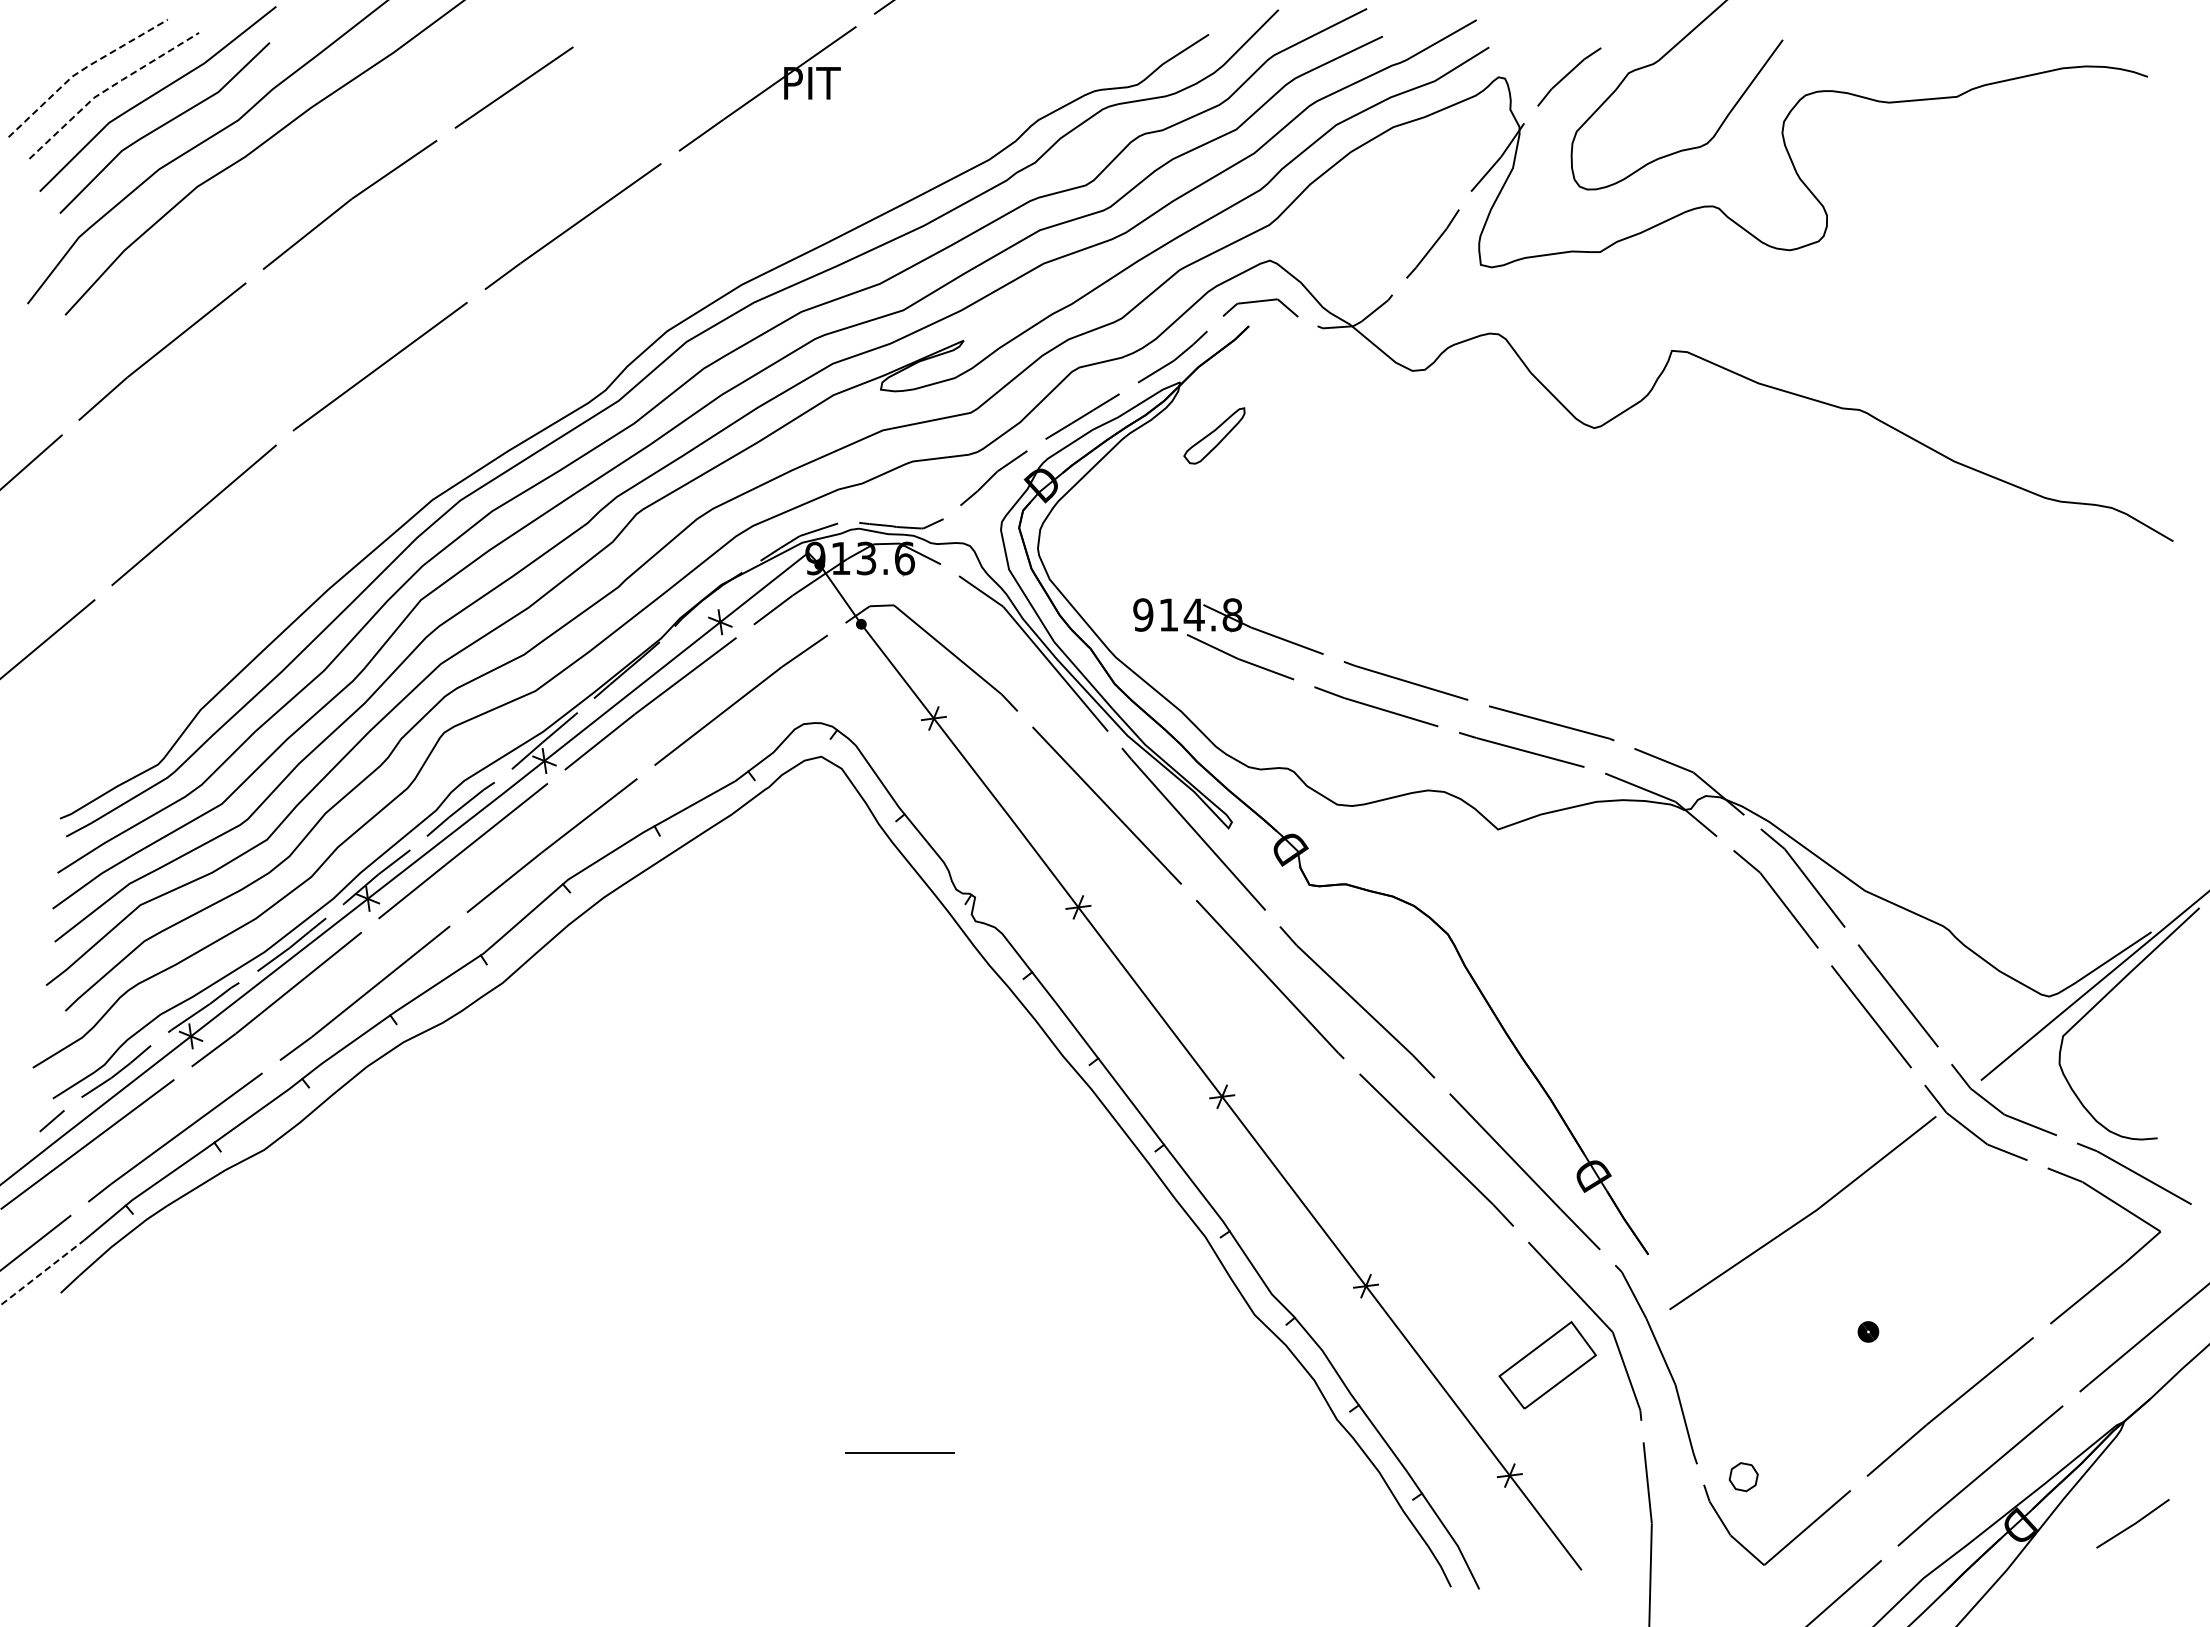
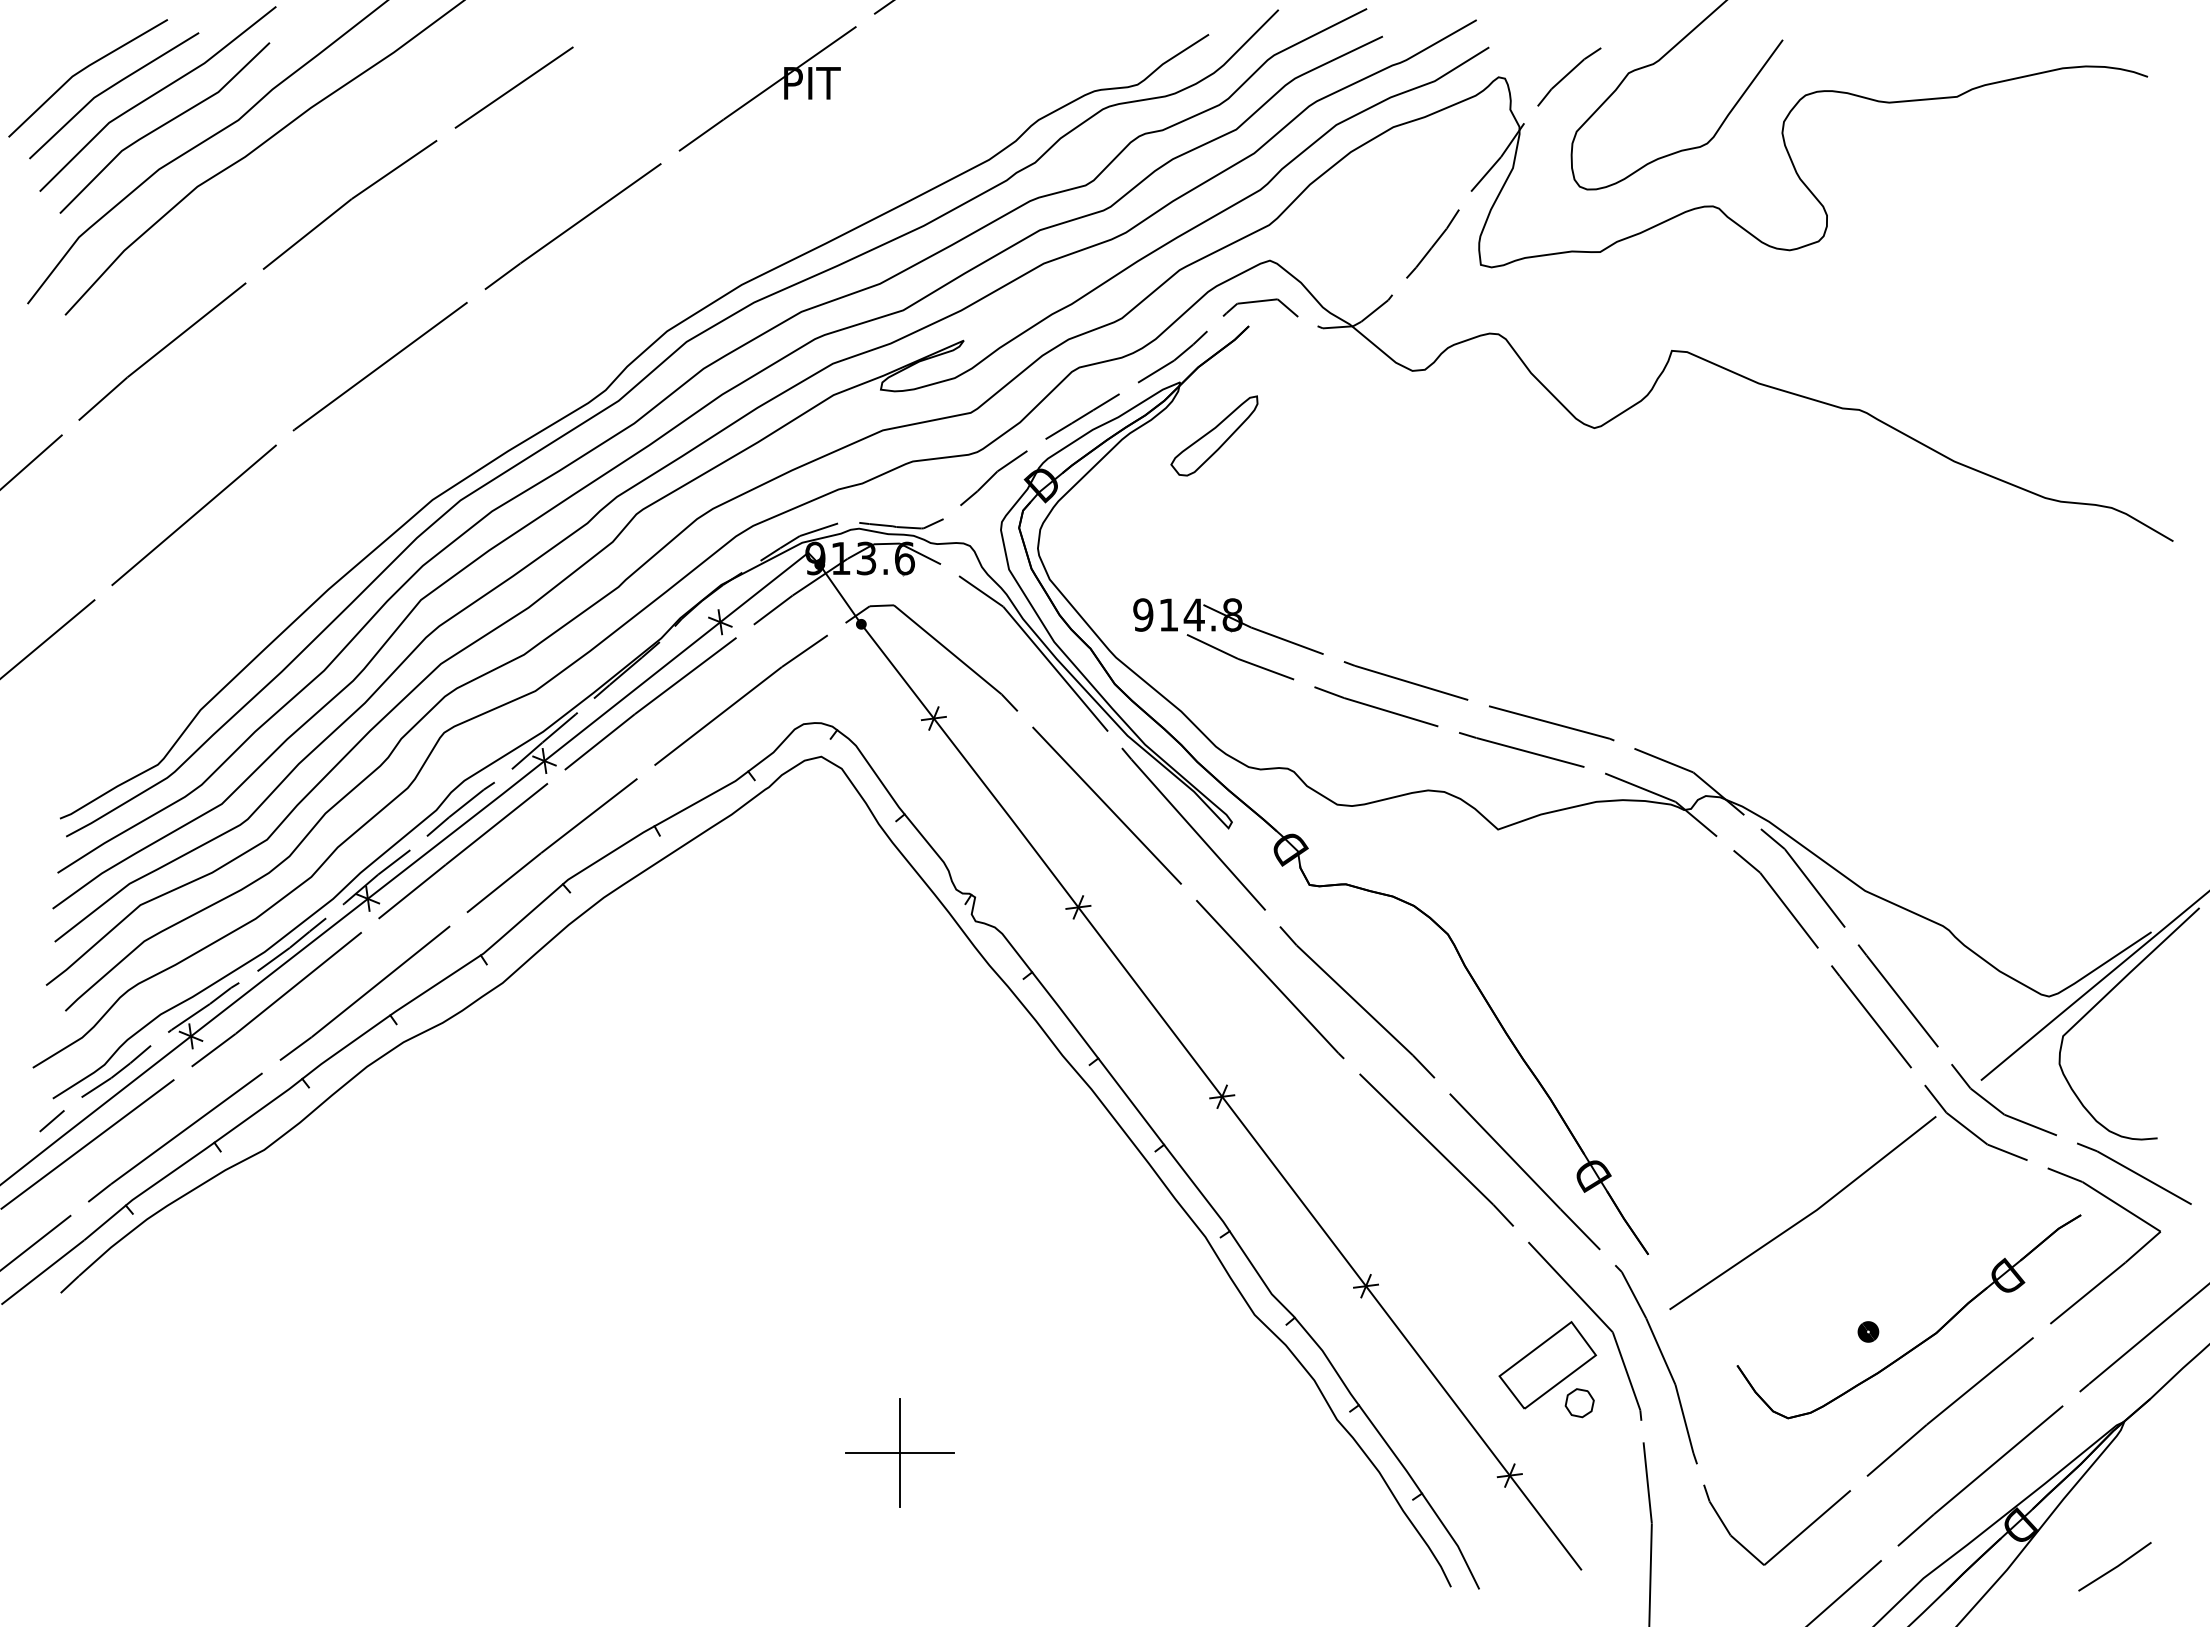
line: dashed -> solid (82, 70)
line: dashed -> solid (109, 88)
part size: 63x58 px -> 89x82 px (1214, 435)
line: dashed -> solid (43, 1272)
part: none -> present (1923, 1340)
line: none -> present (899, 1452)
part position: (1743, 1477) -> (1579, 1403) (1579, 1403)
line position: (2133, 1523) -> (2115, 1566) (2115, 1566)
